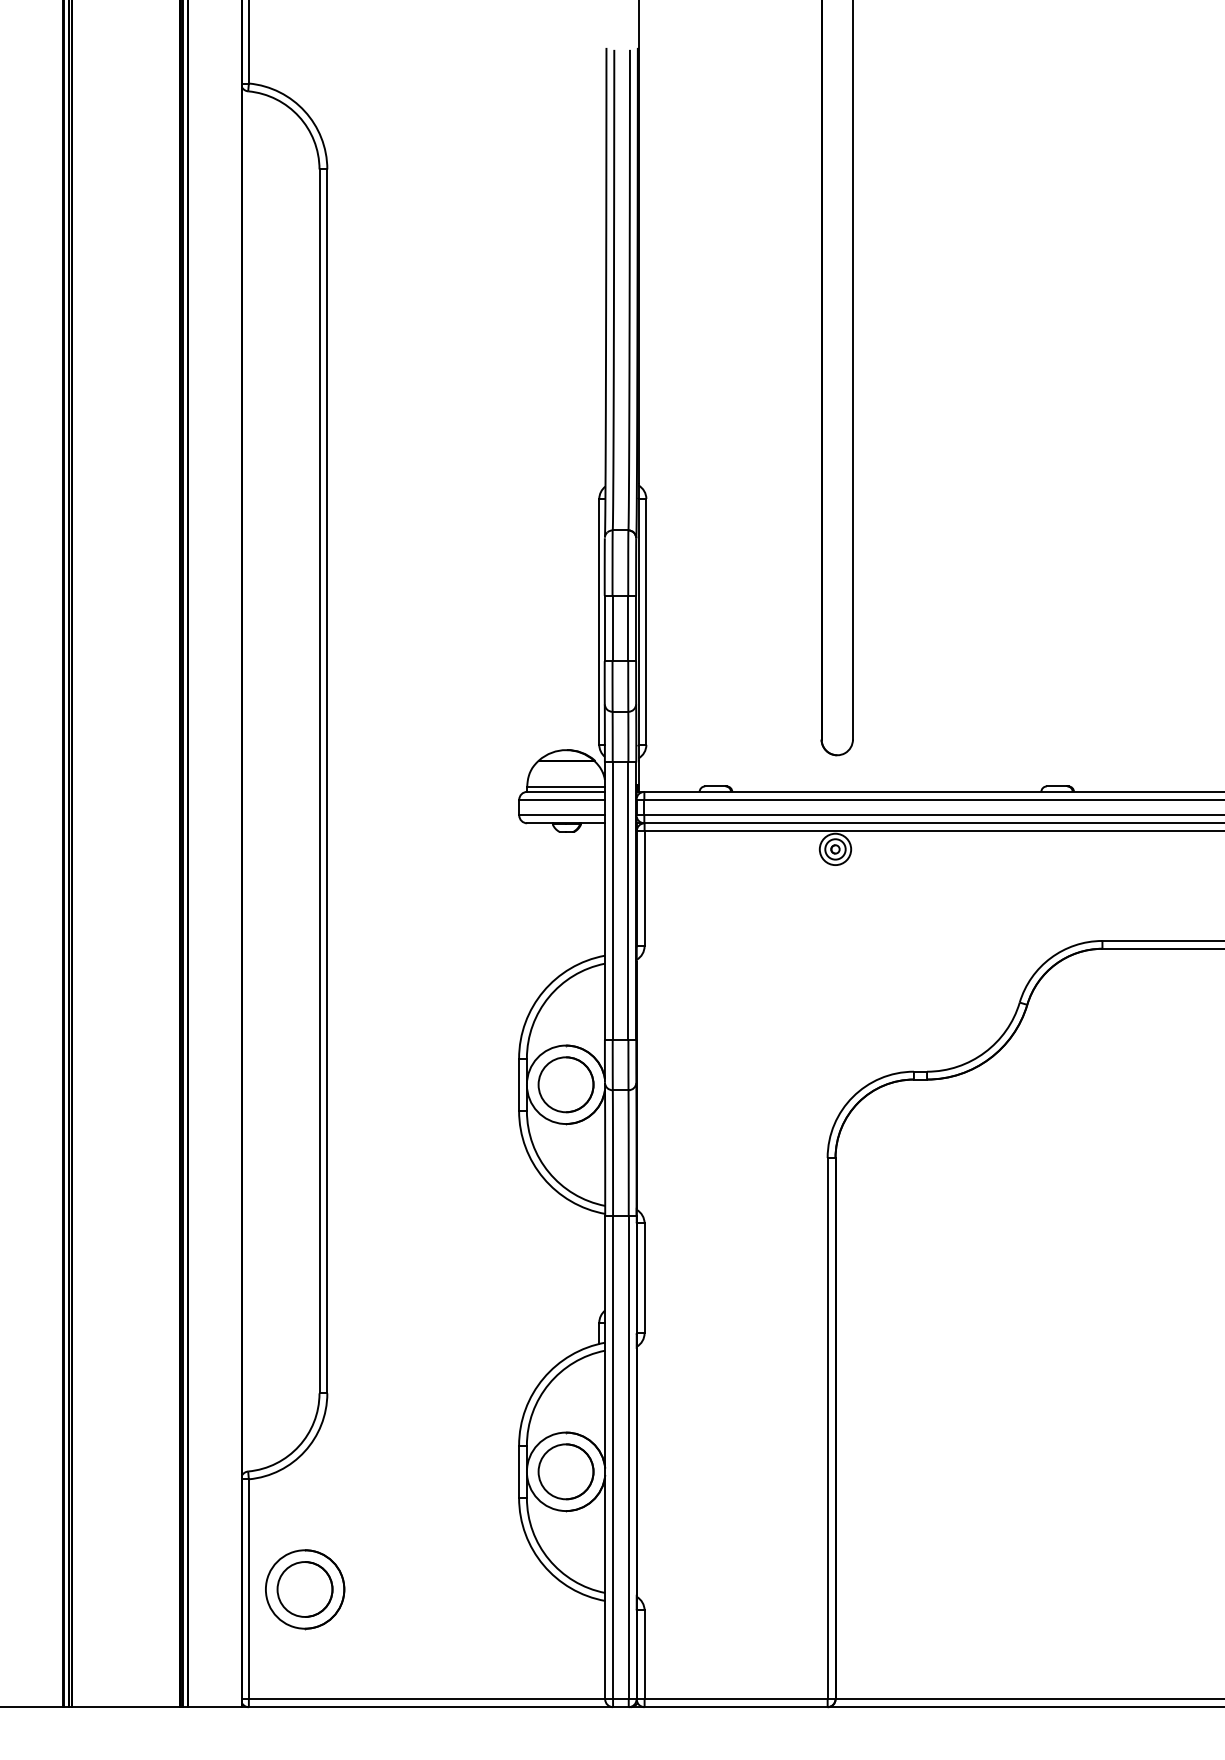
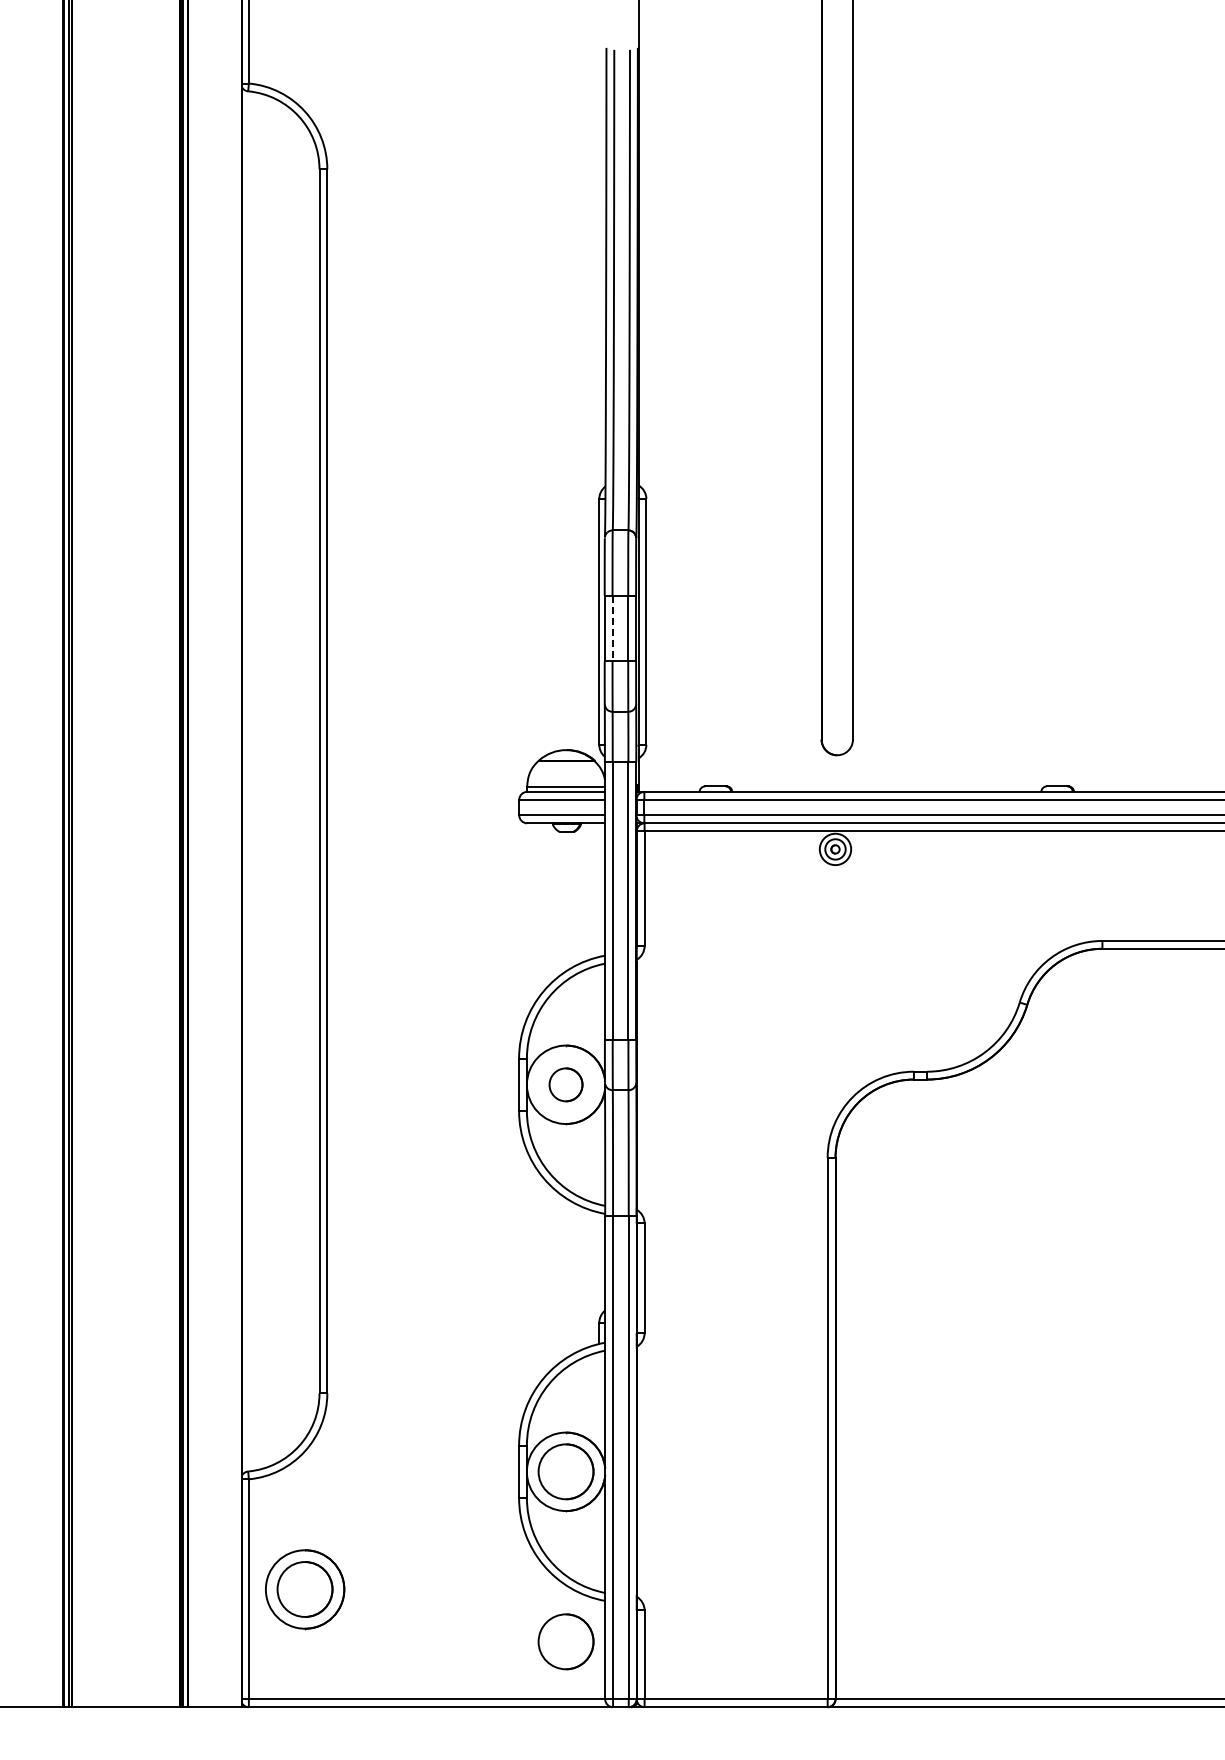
line: solid -> dashed (612, 628)
part size: 58x58 px -> 36x36 px (565, 1084)
part: none -> present (565, 1641)
